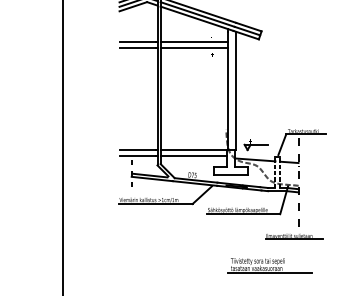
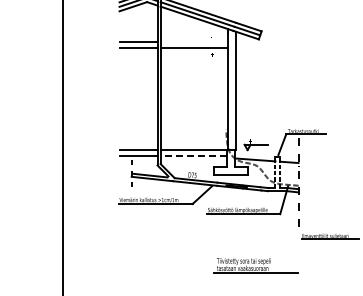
line: present -> none (193, 41)
line: solid -> dashed (193, 156)
part position: (294, 236) -> (330, 236) (330, 236)
part position: (269, 265) -> (255, 265) (255, 265)
